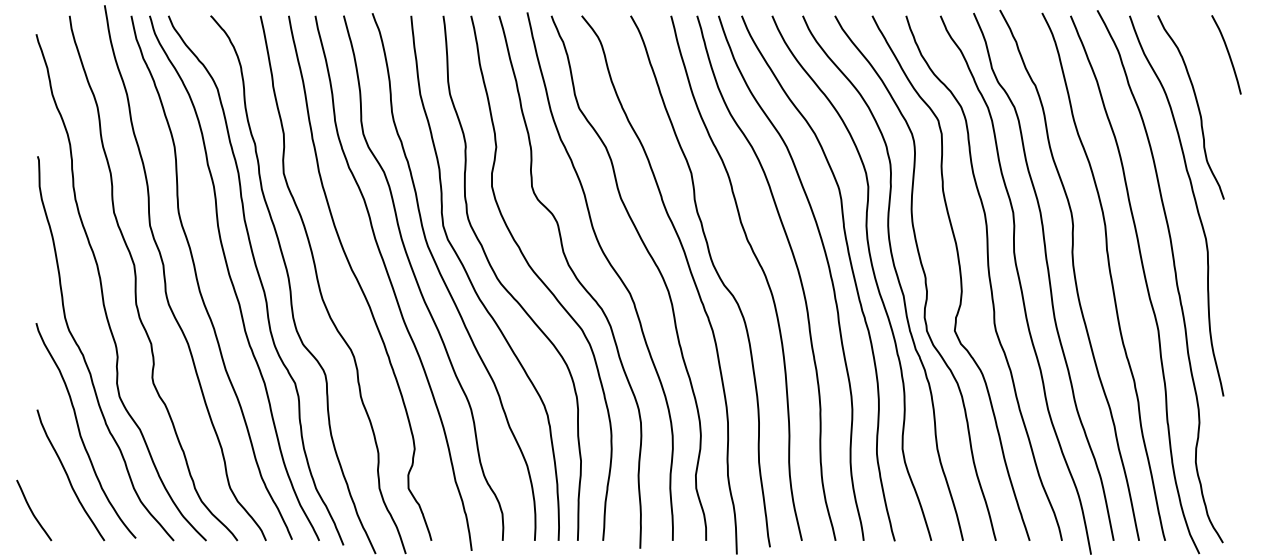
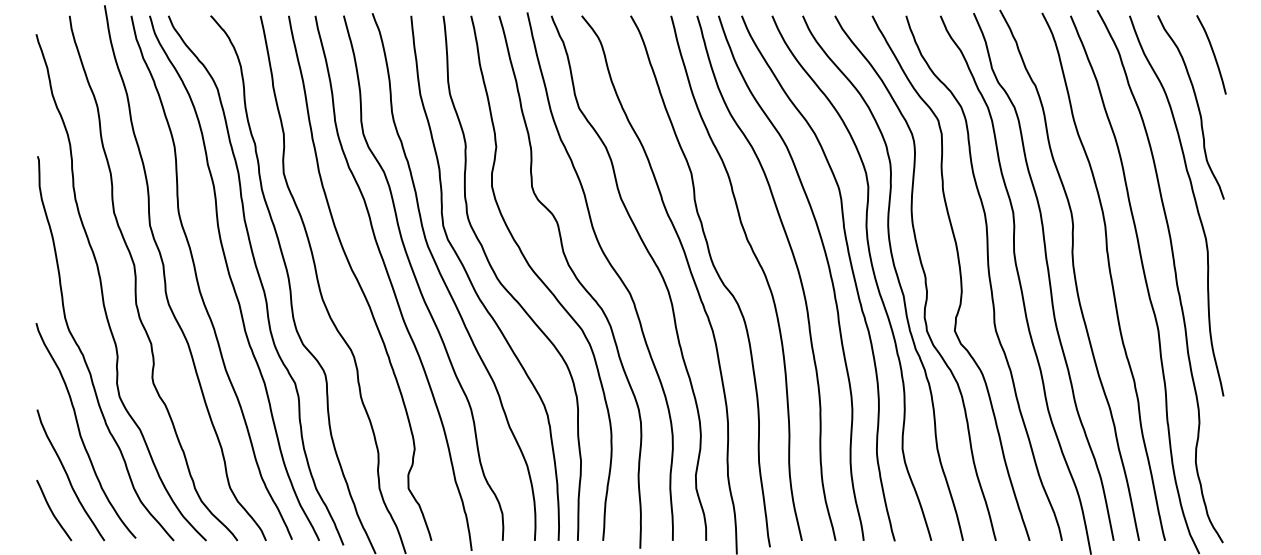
curve position: (1227, 53) -> (1212, 53) (1212, 53)
curve position: (32, 510) -> (52, 510) (52, 510)
